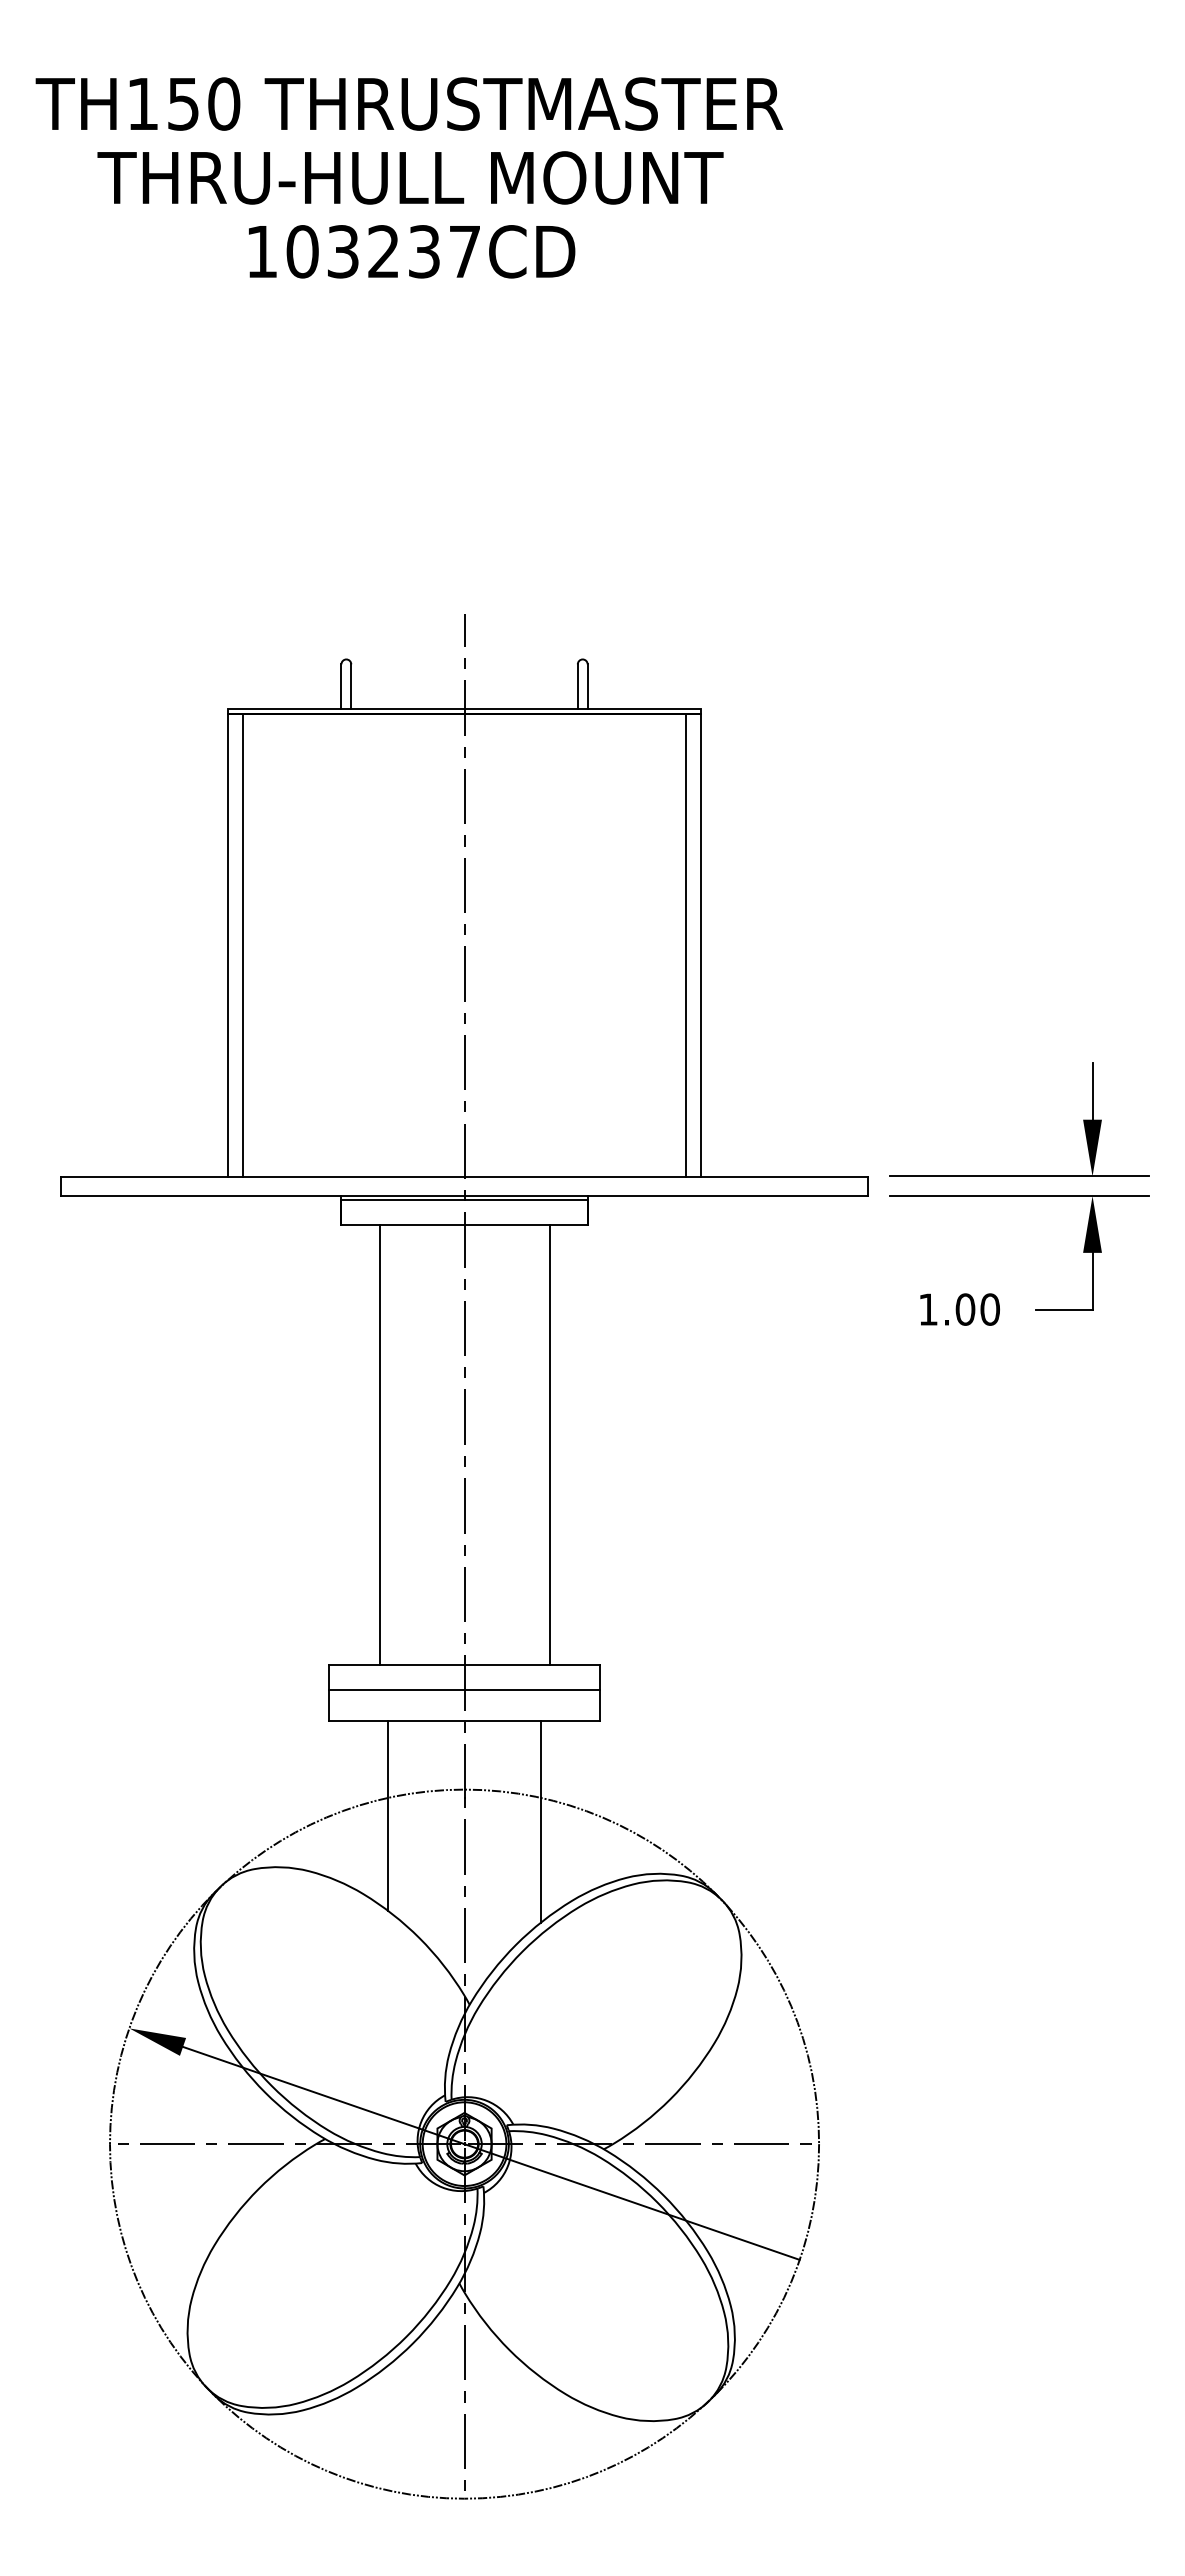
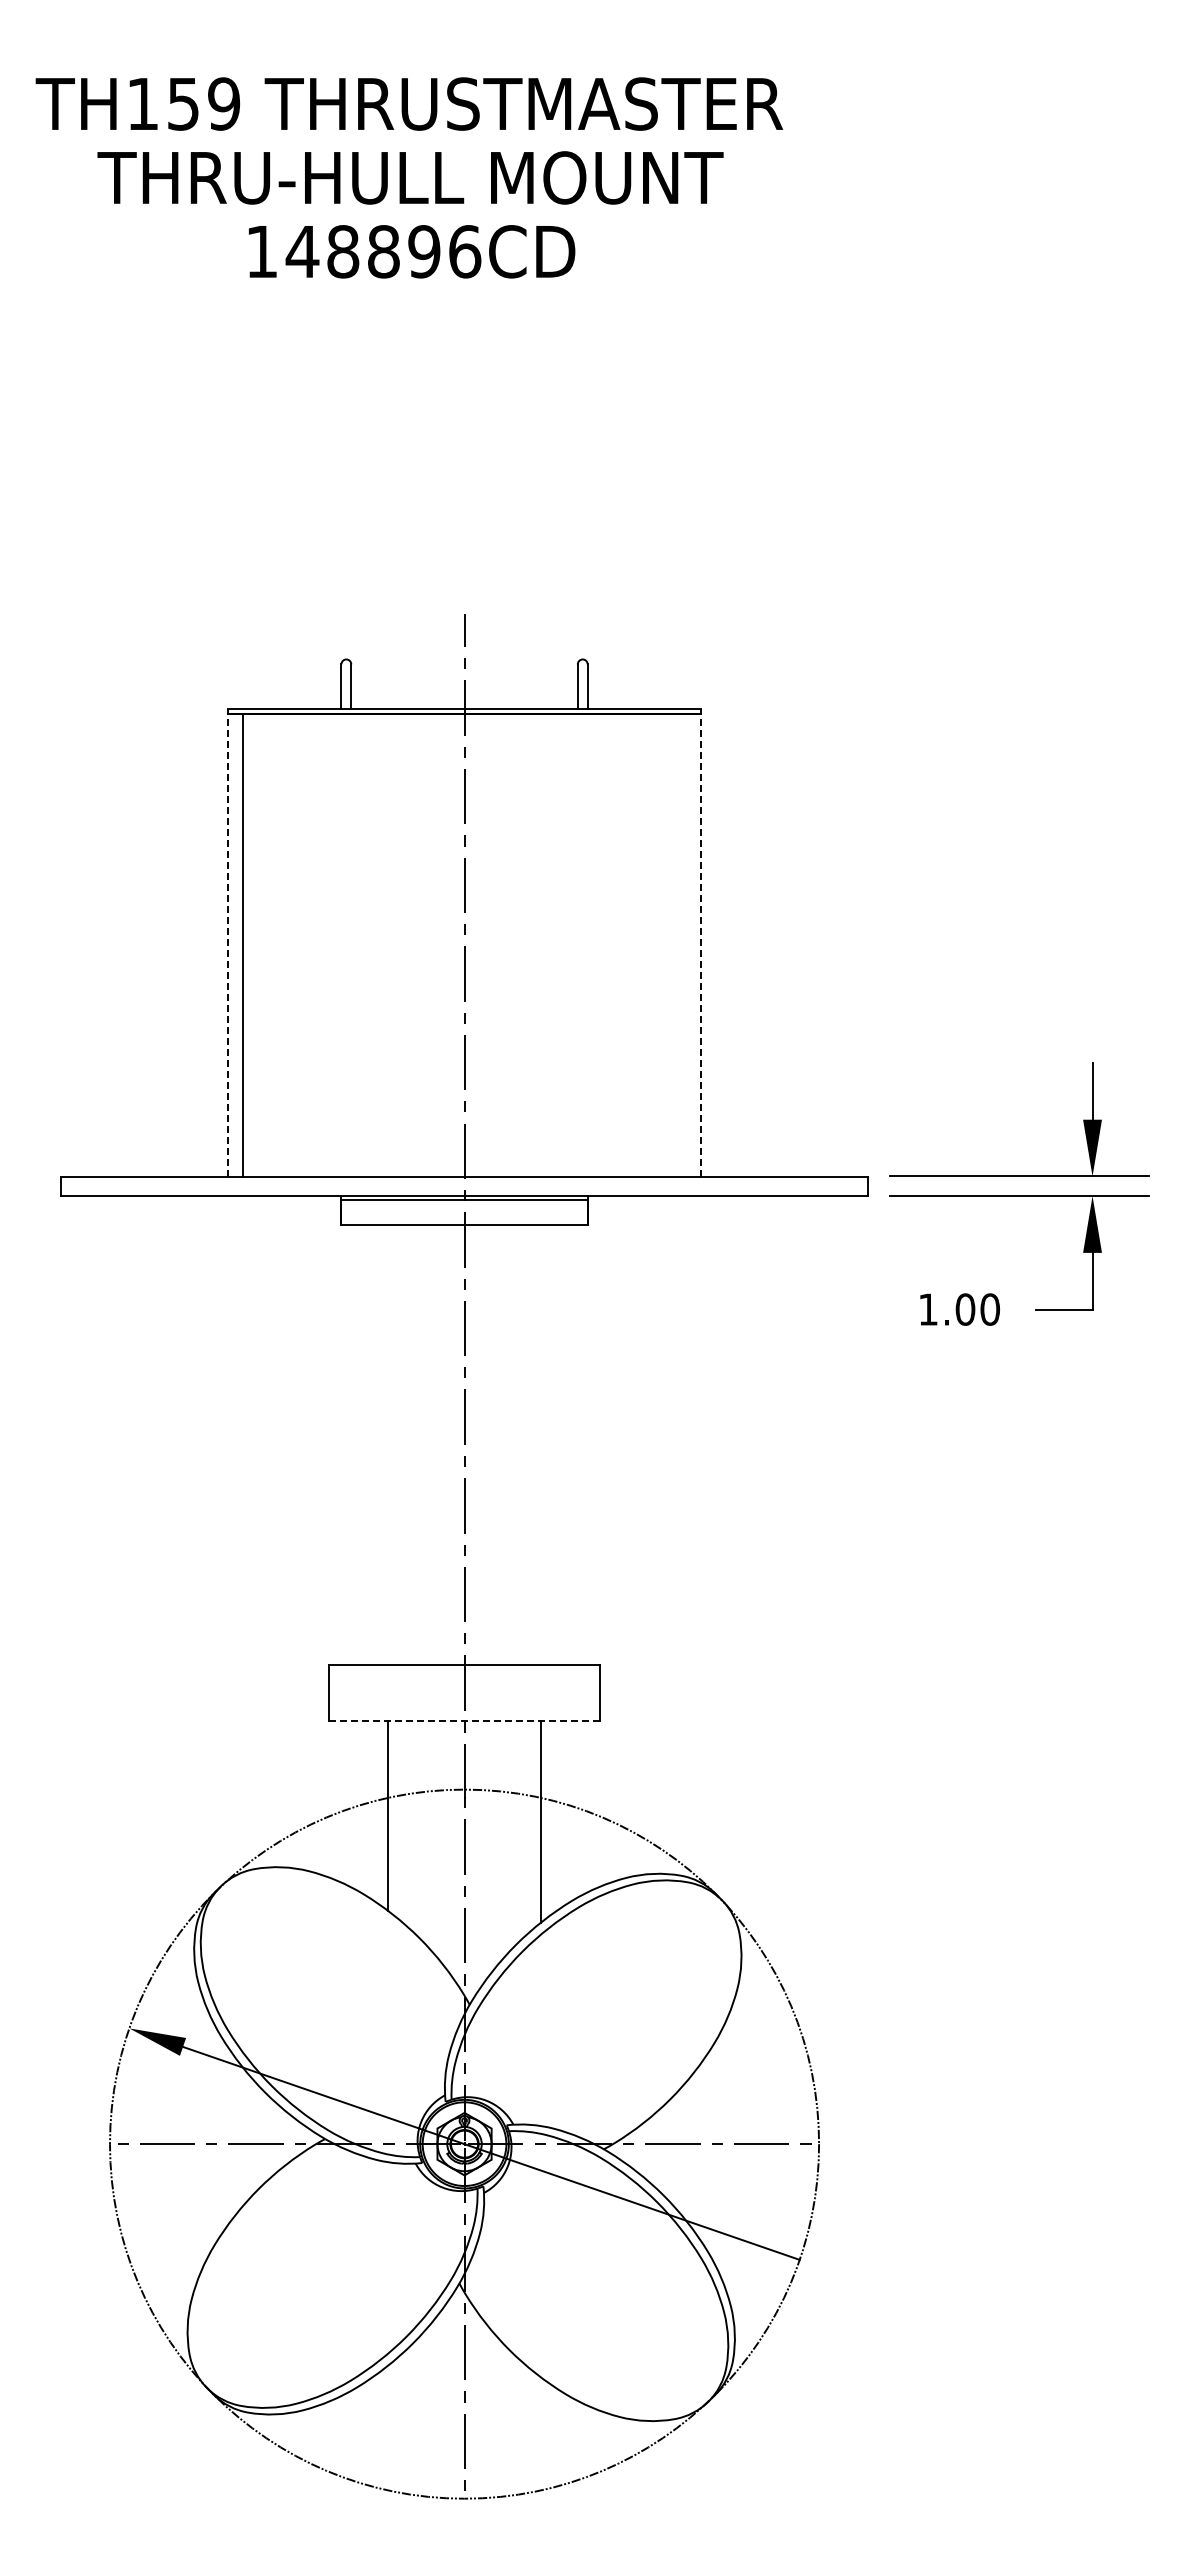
text: TH150 -> TH159 (224, 103)
text: 103237CD -> 148896CD (383, 251)
line: solid -> dashed (228, 944)
line: present -> none (686, 944)
line: solid -> dashed (700, 944)
line: present -> none (379, 1444)
line: present -> none (549, 1444)
line: present -> none (464, 1689)
line: solid -> dashed (465, 1720)
